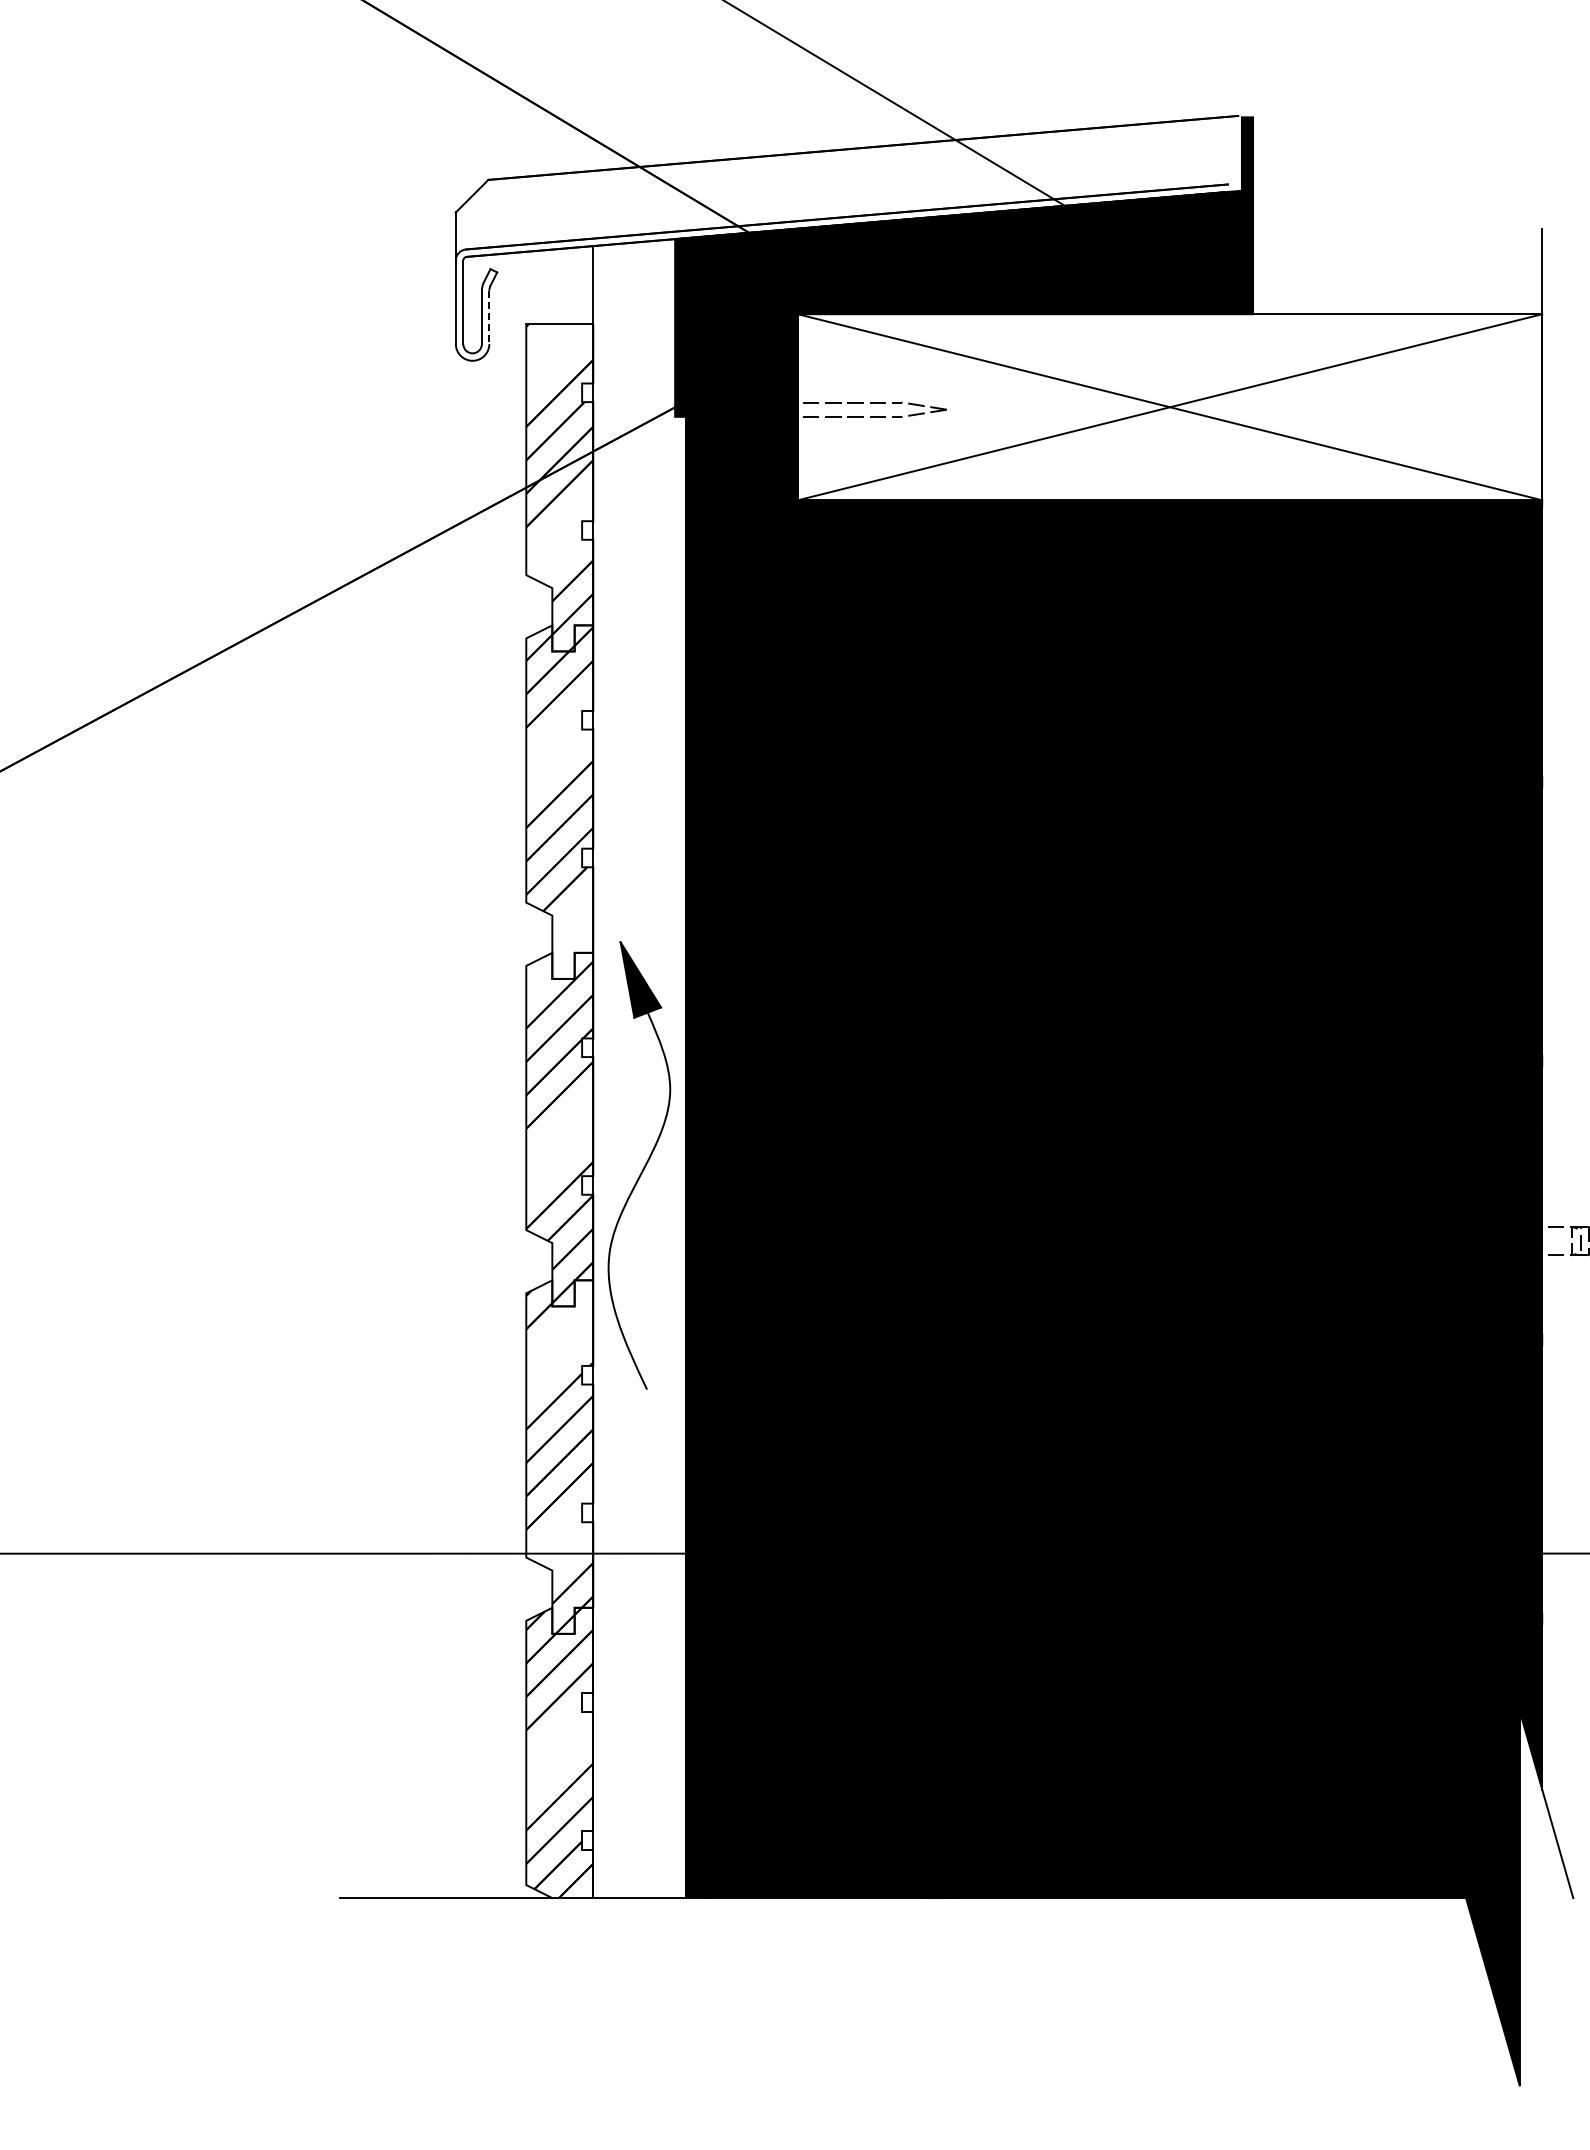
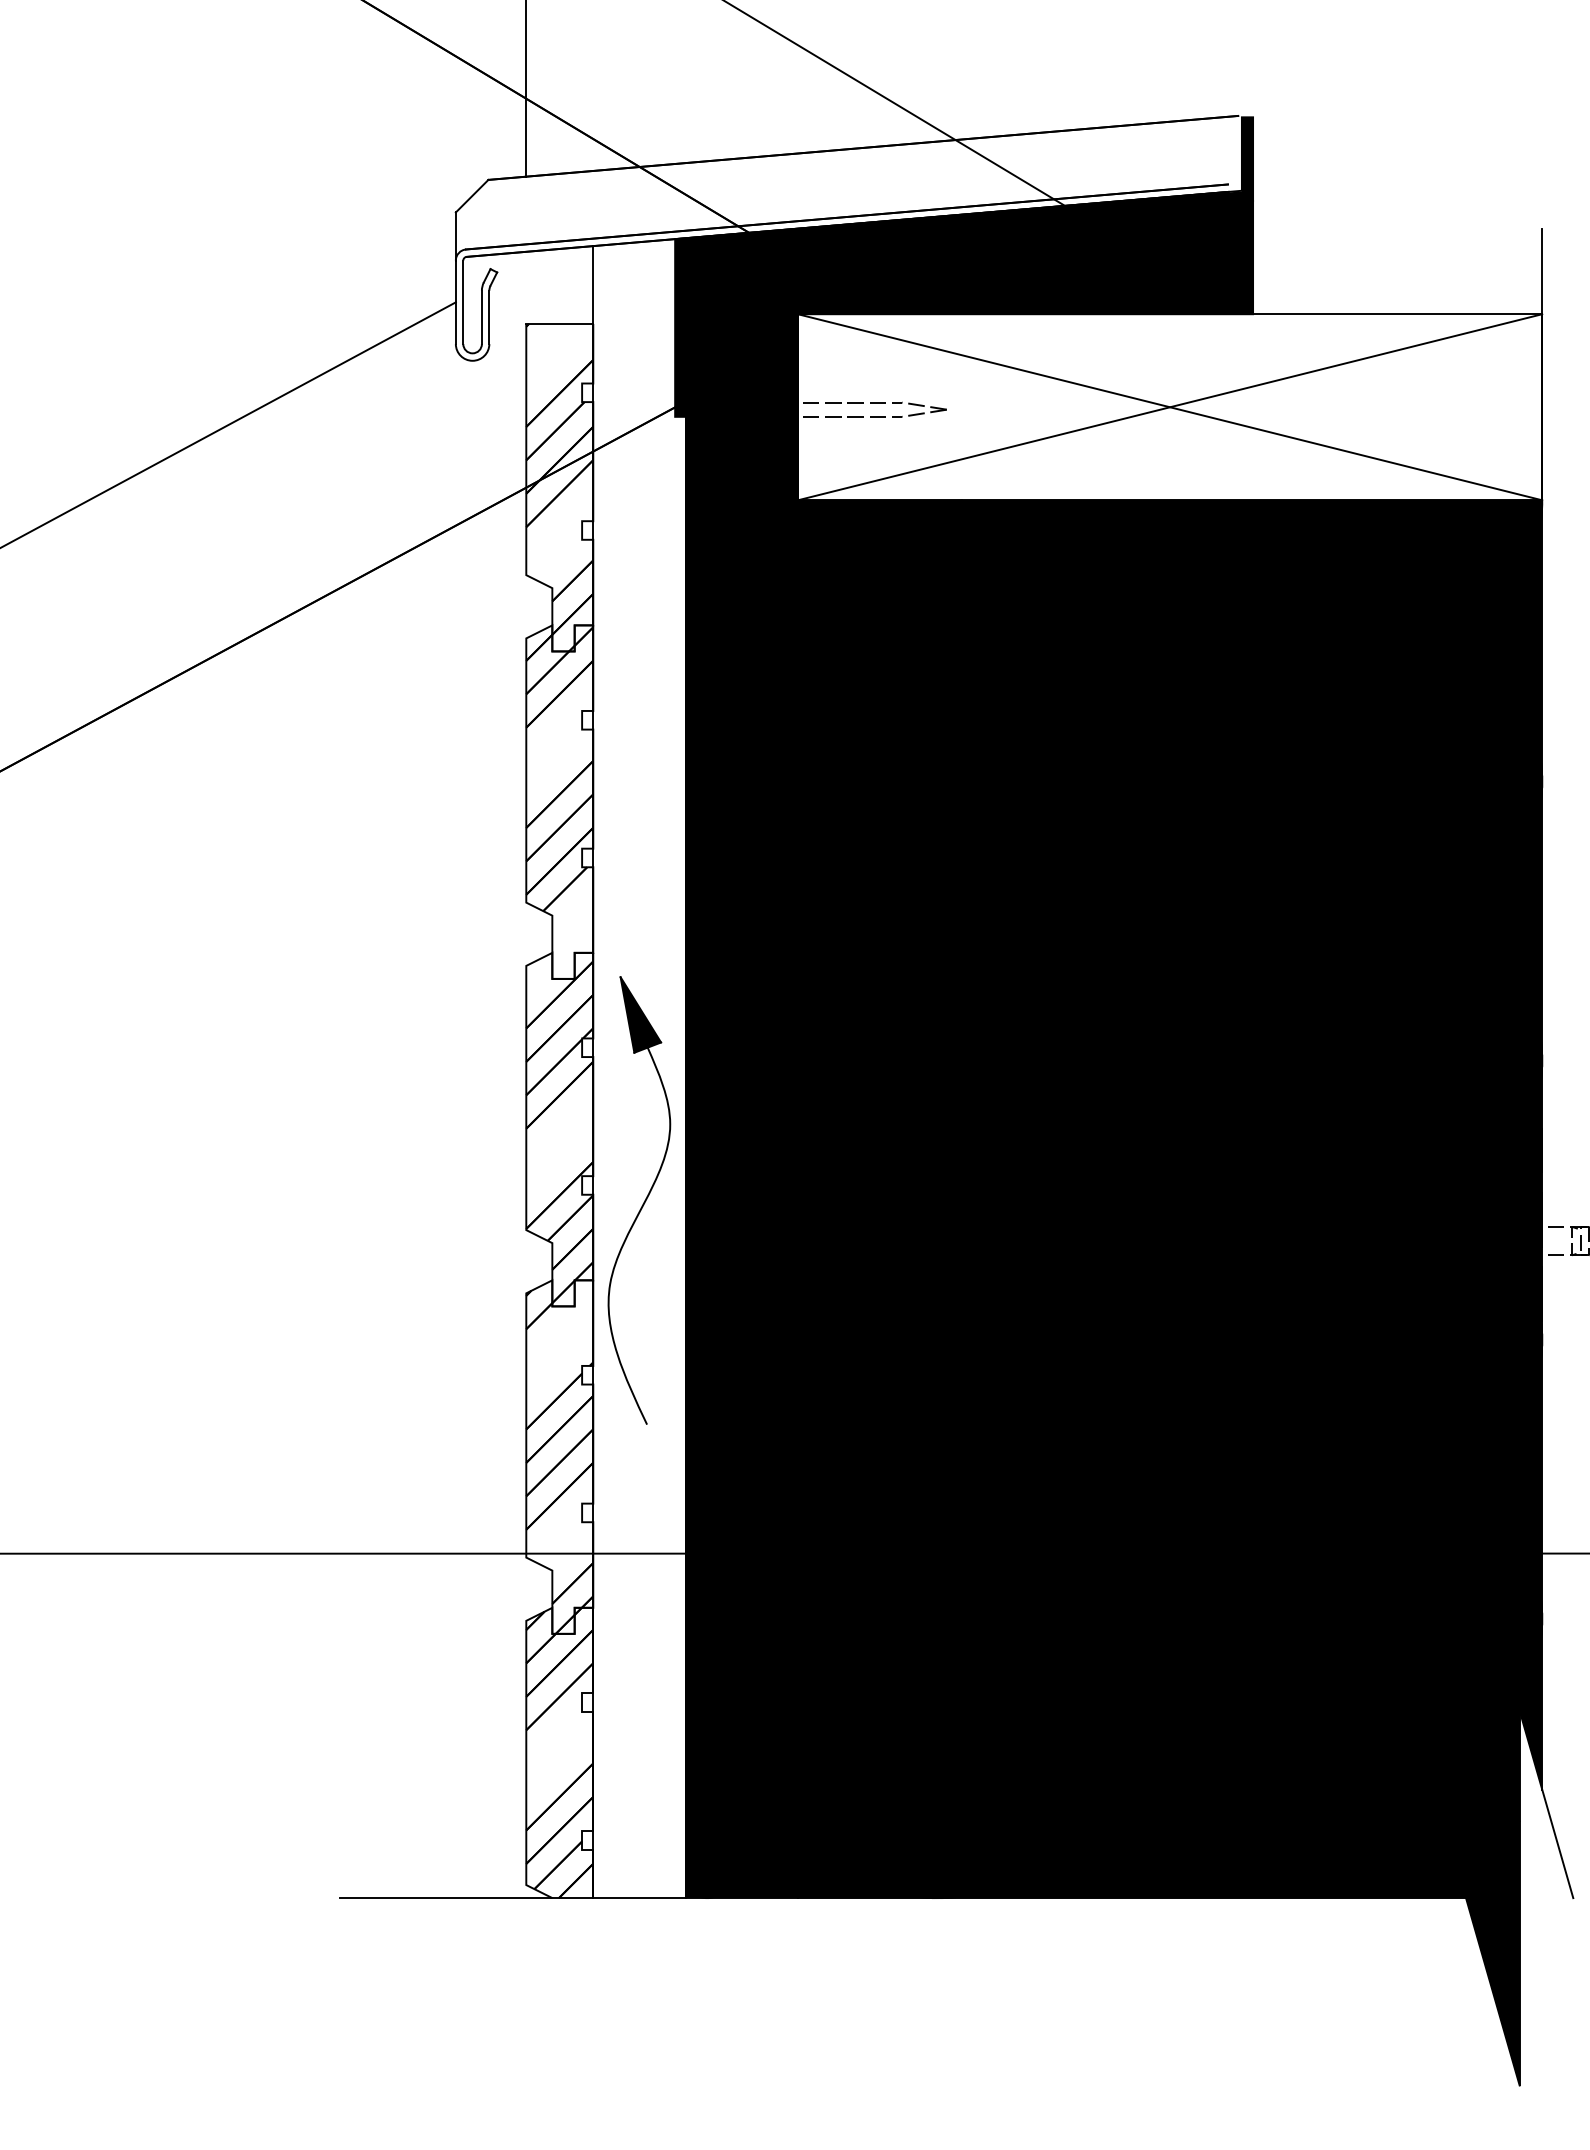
line: none -> present (526, 89)
line: dashed -> solid (489, 317)
line: none -> present (228, 424)
part position: (639, 1165) -> (639, 1200) (639, 1200)
